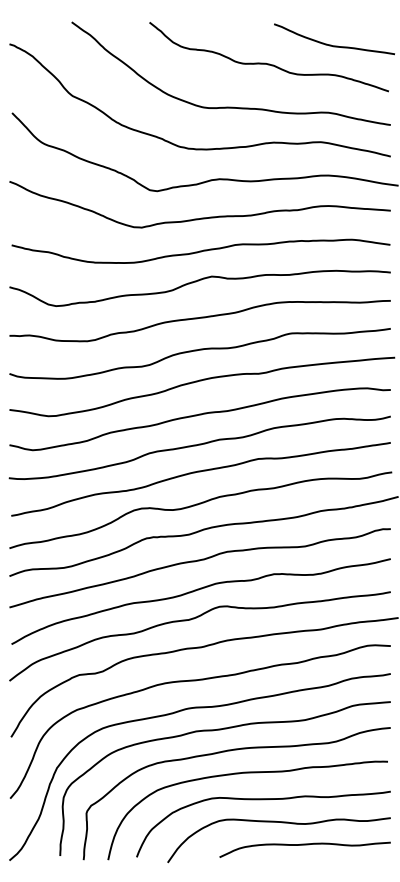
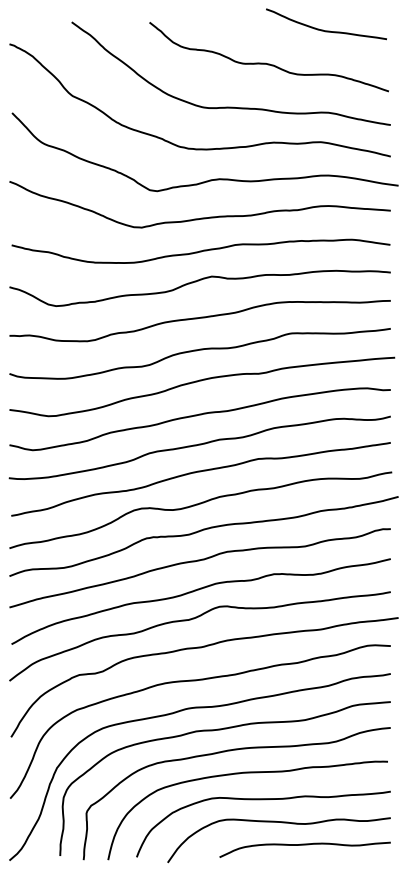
curve position: (331, 44) -> (323, 29) (323, 29)
